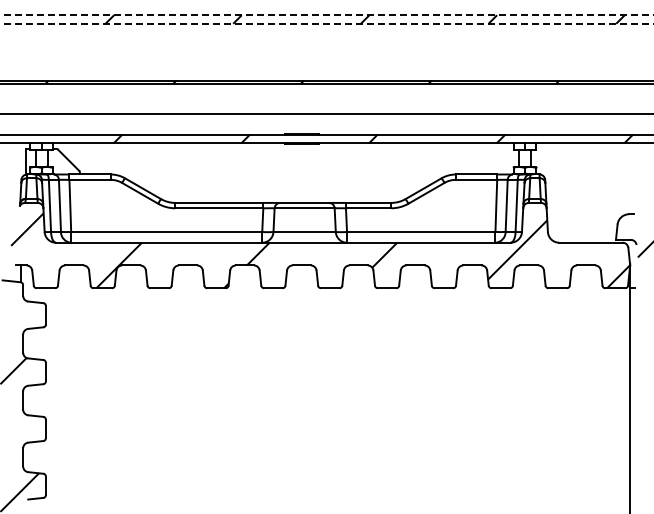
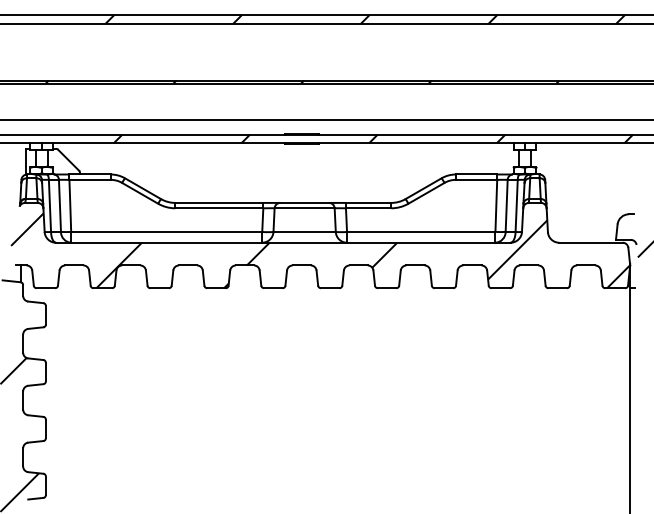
line: dashed -> solid (326, 15)
line: dashed -> solid (326, 23)
line position: (326, 114) -> (326, 120) (326, 120)
